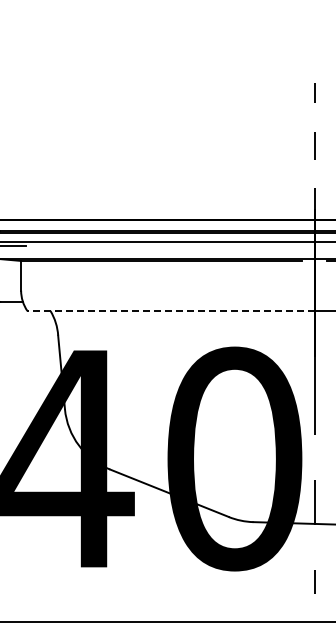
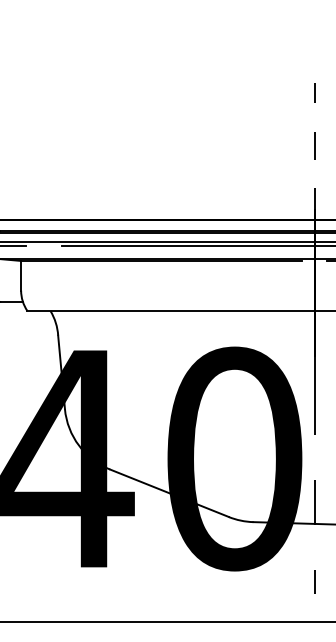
line: none -> present (197, 246)
line: dashed -> solid (171, 311)
